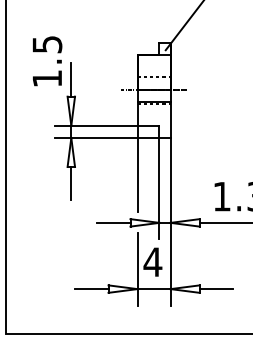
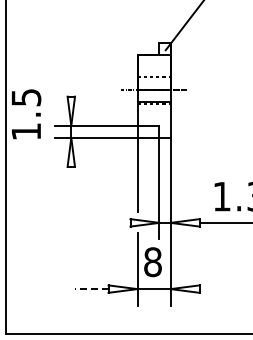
text position: (47, 61) -> (26, 114) (26, 114)
line: present -> none (71, 79)
line: present -> none (71, 183)
line: present -> none (113, 222)
text: 4 -> 8 (152, 262)
line: solid -> dashed (92, 289)
line: present -> none (215, 289)
